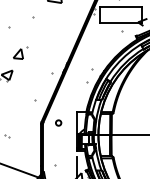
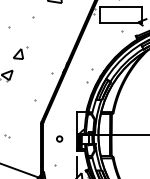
circle position: (58, 122) -> (59, 138) (59, 138)
